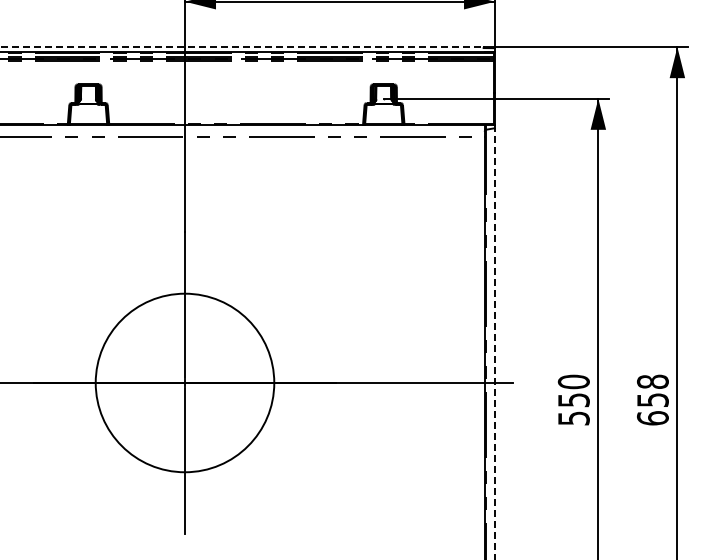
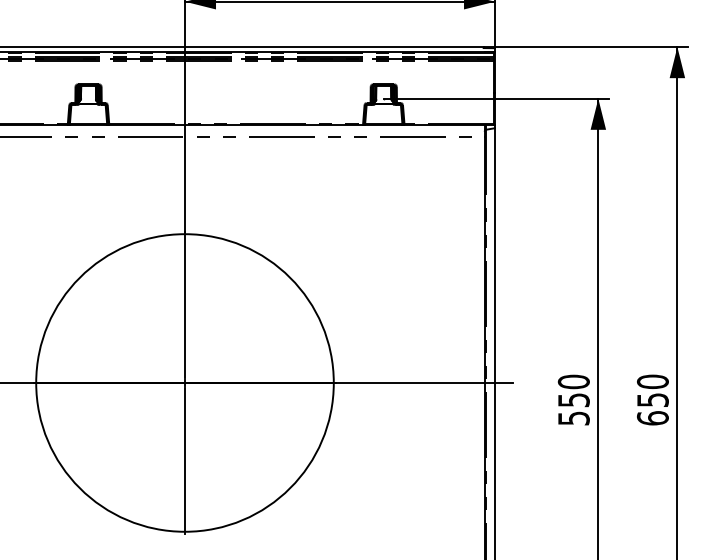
line: dashed -> solid (242, 47)
line: dashed -> solid (495, 344)
text: 658 -> 650 (652, 381)
circle diameter: 179 px -> 298 px (184, 382)
